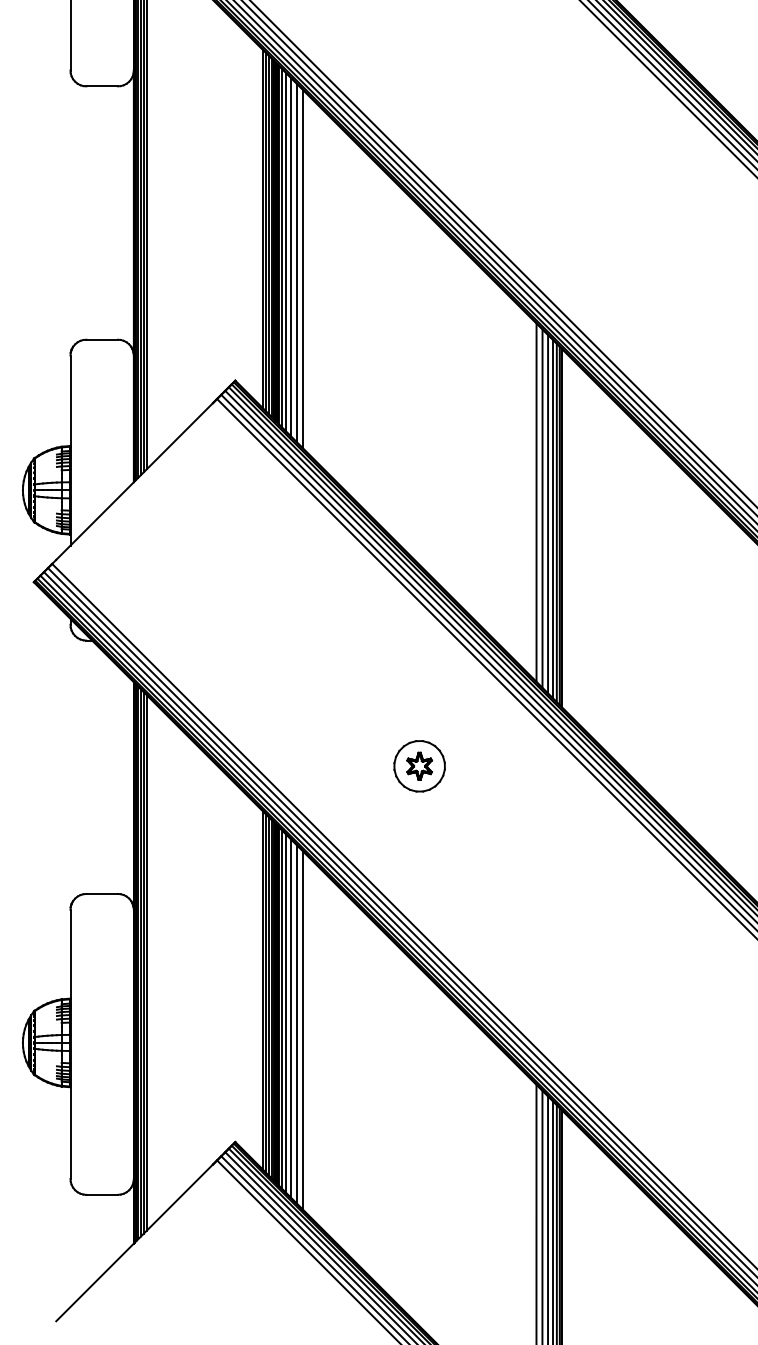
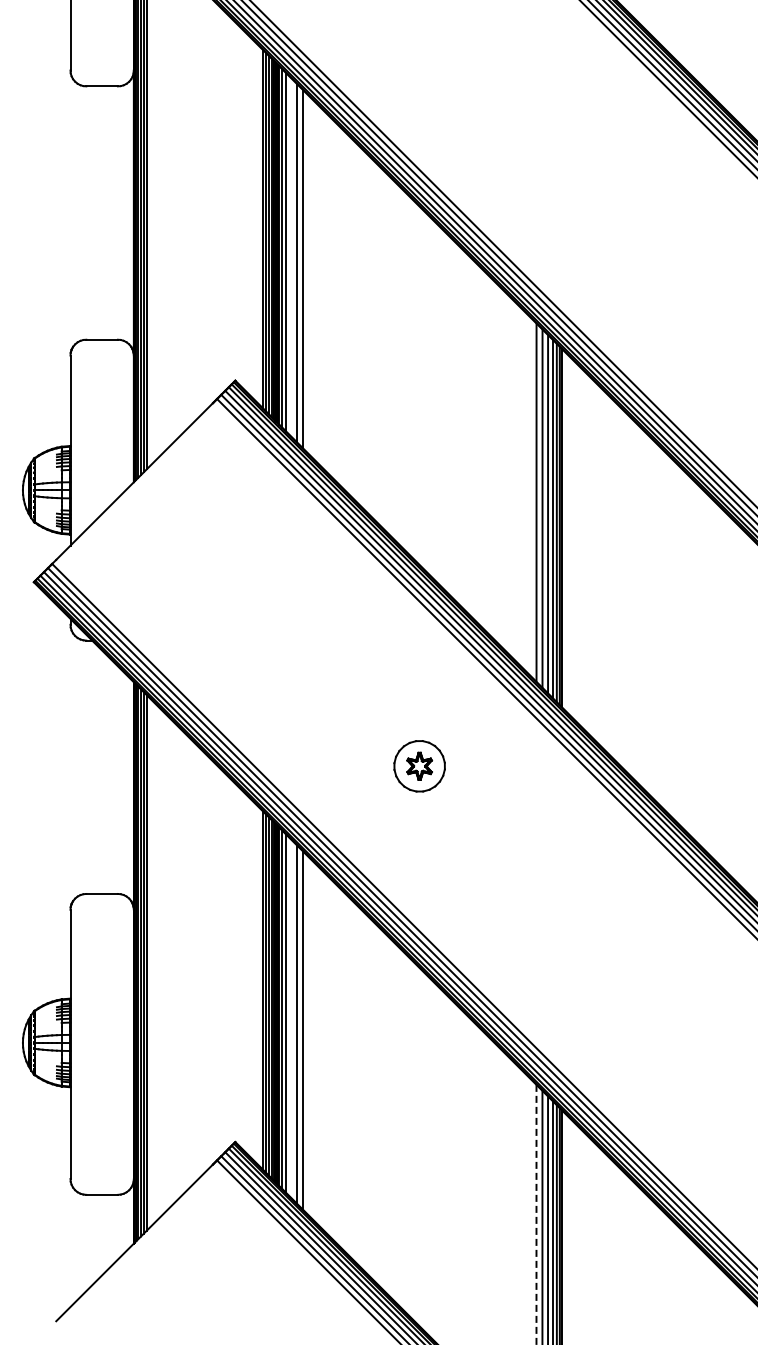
line: present -> none (291, 257)
line: present -> none (291, 1018)
line: solid -> dashed (536, 1214)
